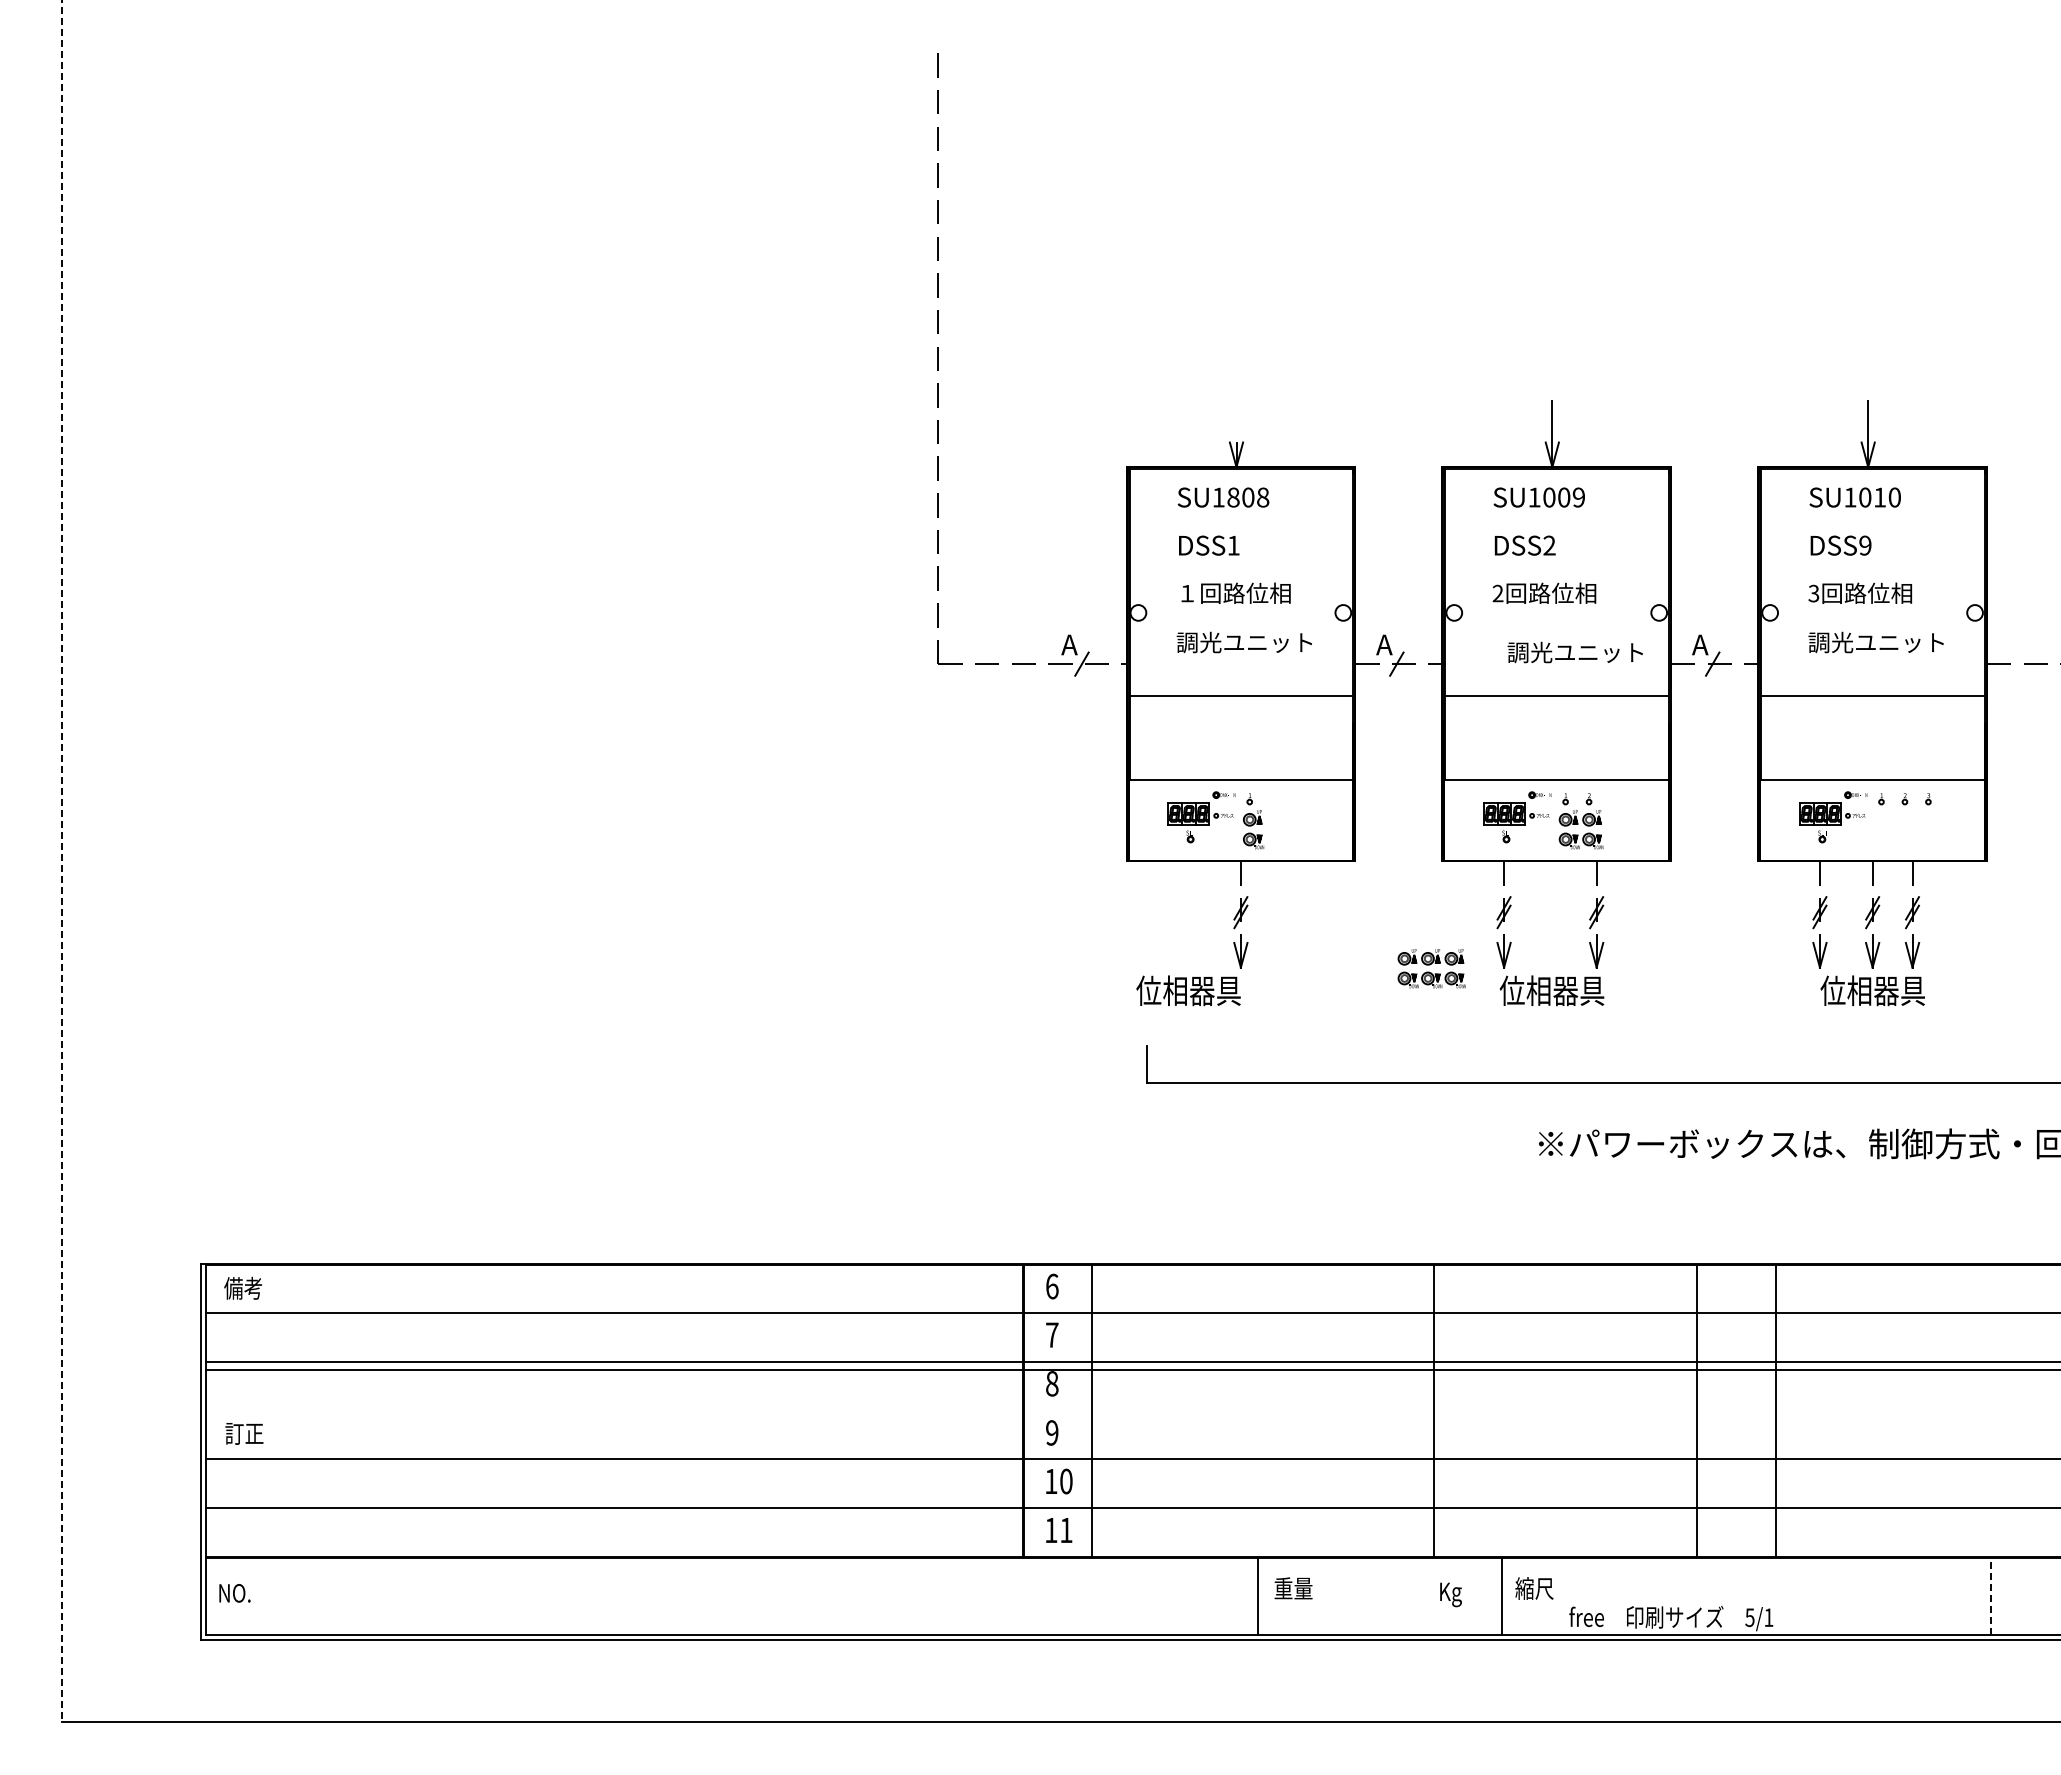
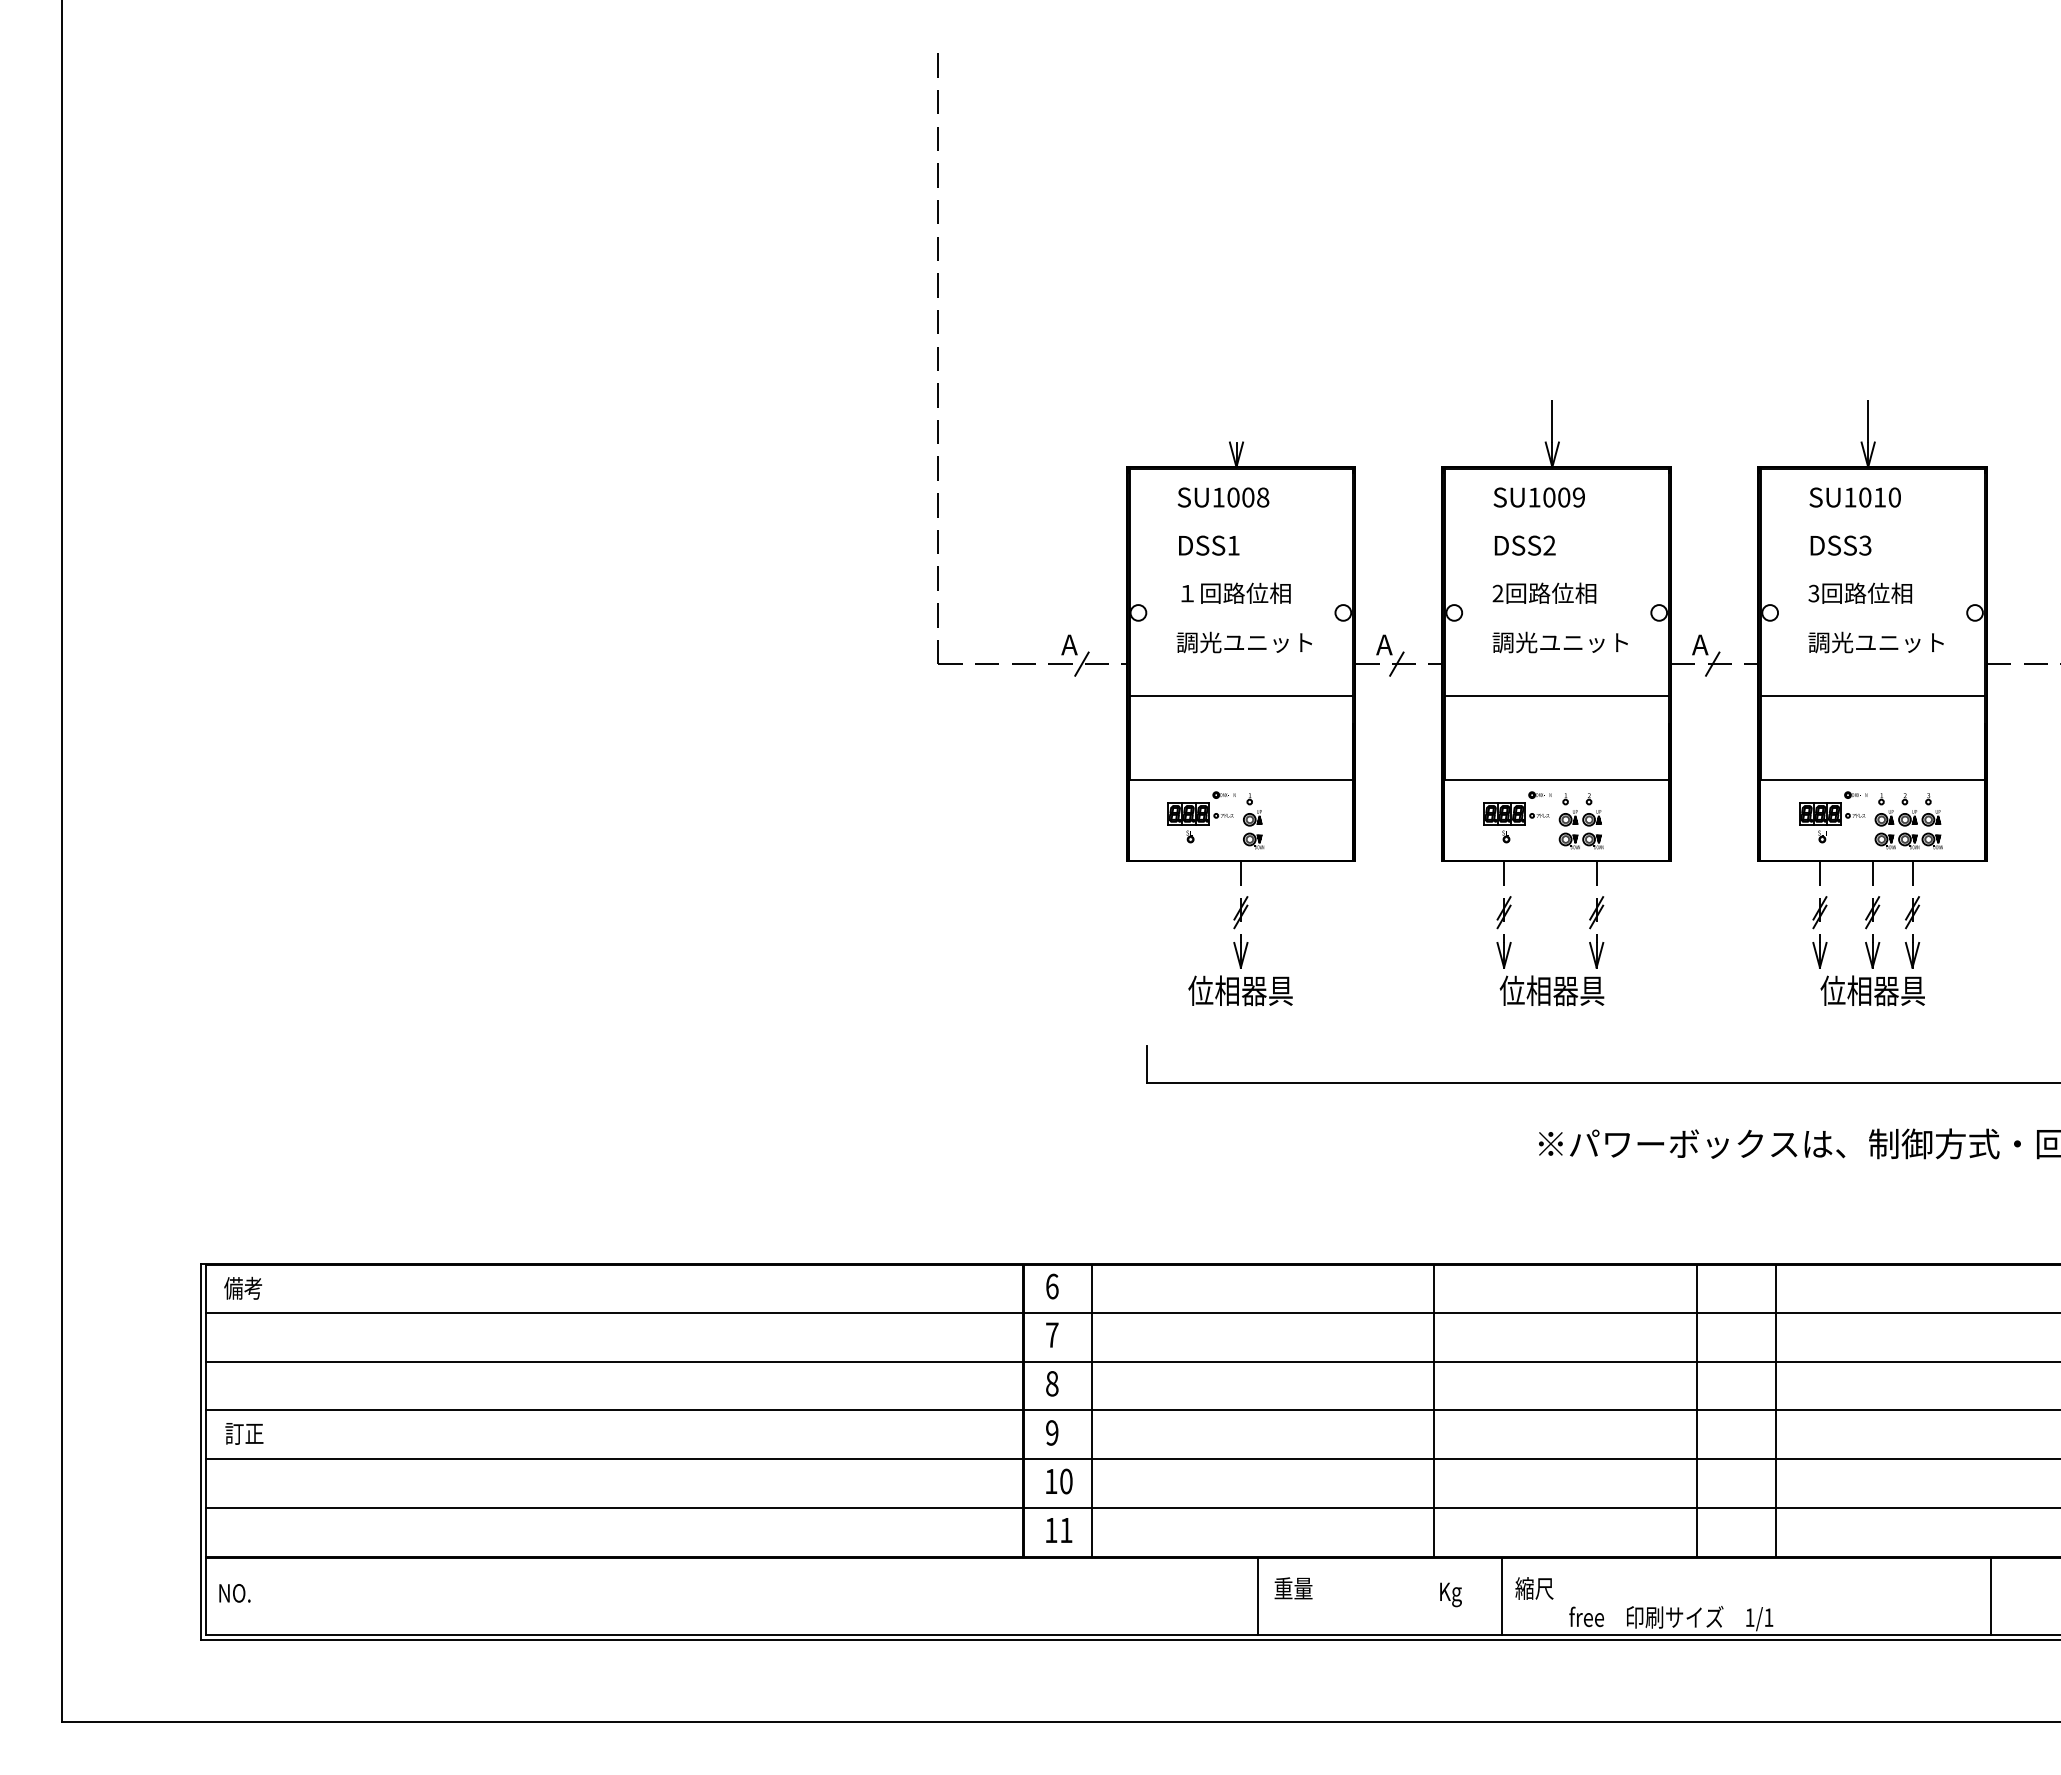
text: SU1808 -> SU1008 (1233, 497)
text: DSS9 -> DSS3 (1865, 545)
text position: (1574, 652) -> (1559, 642) (1559, 642)
line: dashed -> solid (61, 861)
part position: (1431, 968) -> (1908, 829) (1908, 829)
text position: (1188, 990) -> (1240, 990) (1240, 990)
line position: (1131, 1370) -> (1131, 1410) (1131, 1410)
line: dashed -> solid (1990, 1596)
text: 5/1 -> 1/1 (1749, 1617)
